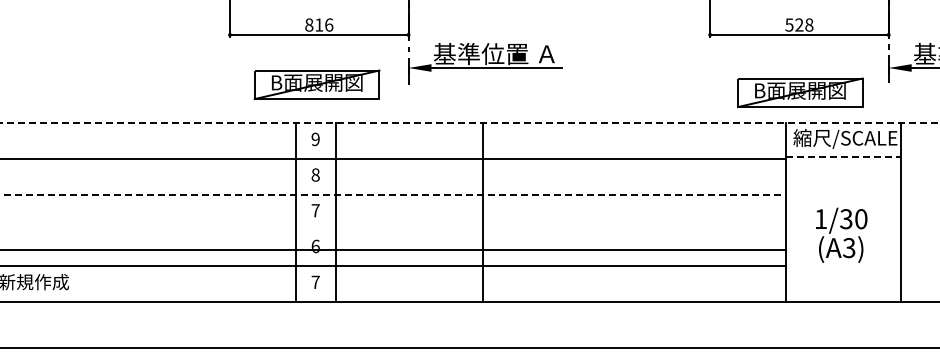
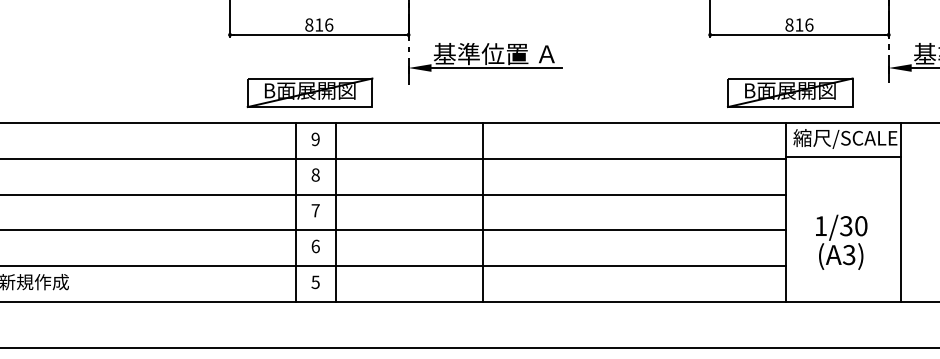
text: 528 -> 816 (799, 24)
part position: (316, 84) -> (309, 92) (309, 92)
part position: (800, 92) -> (790, 92) (790, 92)
line: dashed -> solid (470, 123)
line: dashed -> solid (844, 157)
line: dashed -> solid (393, 194)
text position: (841, 234) -> (841, 241) (841, 241)
line position: (394, 250) -> (394, 230) (394, 230)
text: 7 -> 5 (315, 282)
